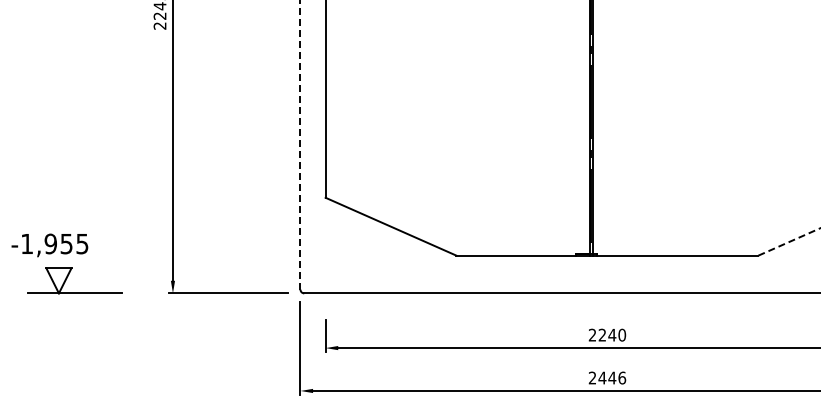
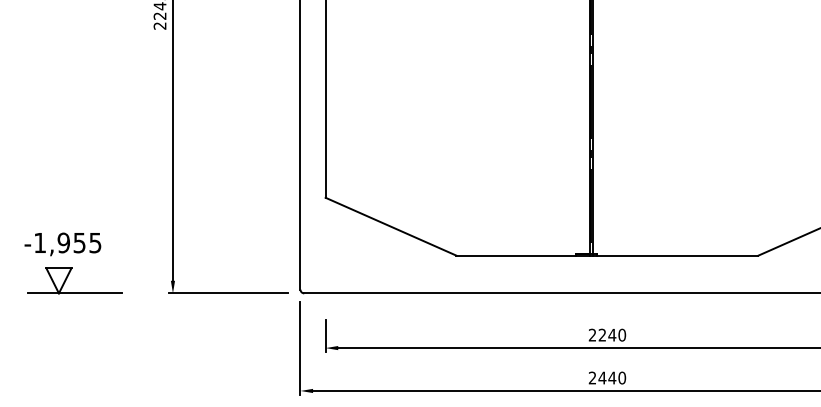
line: dashed -> solid (300, 144)
line: dashed -> solid (789, 241)
text position: (49, 245) -> (62, 244) (62, 244)
text: 2446 -> 2440 (622, 377)
